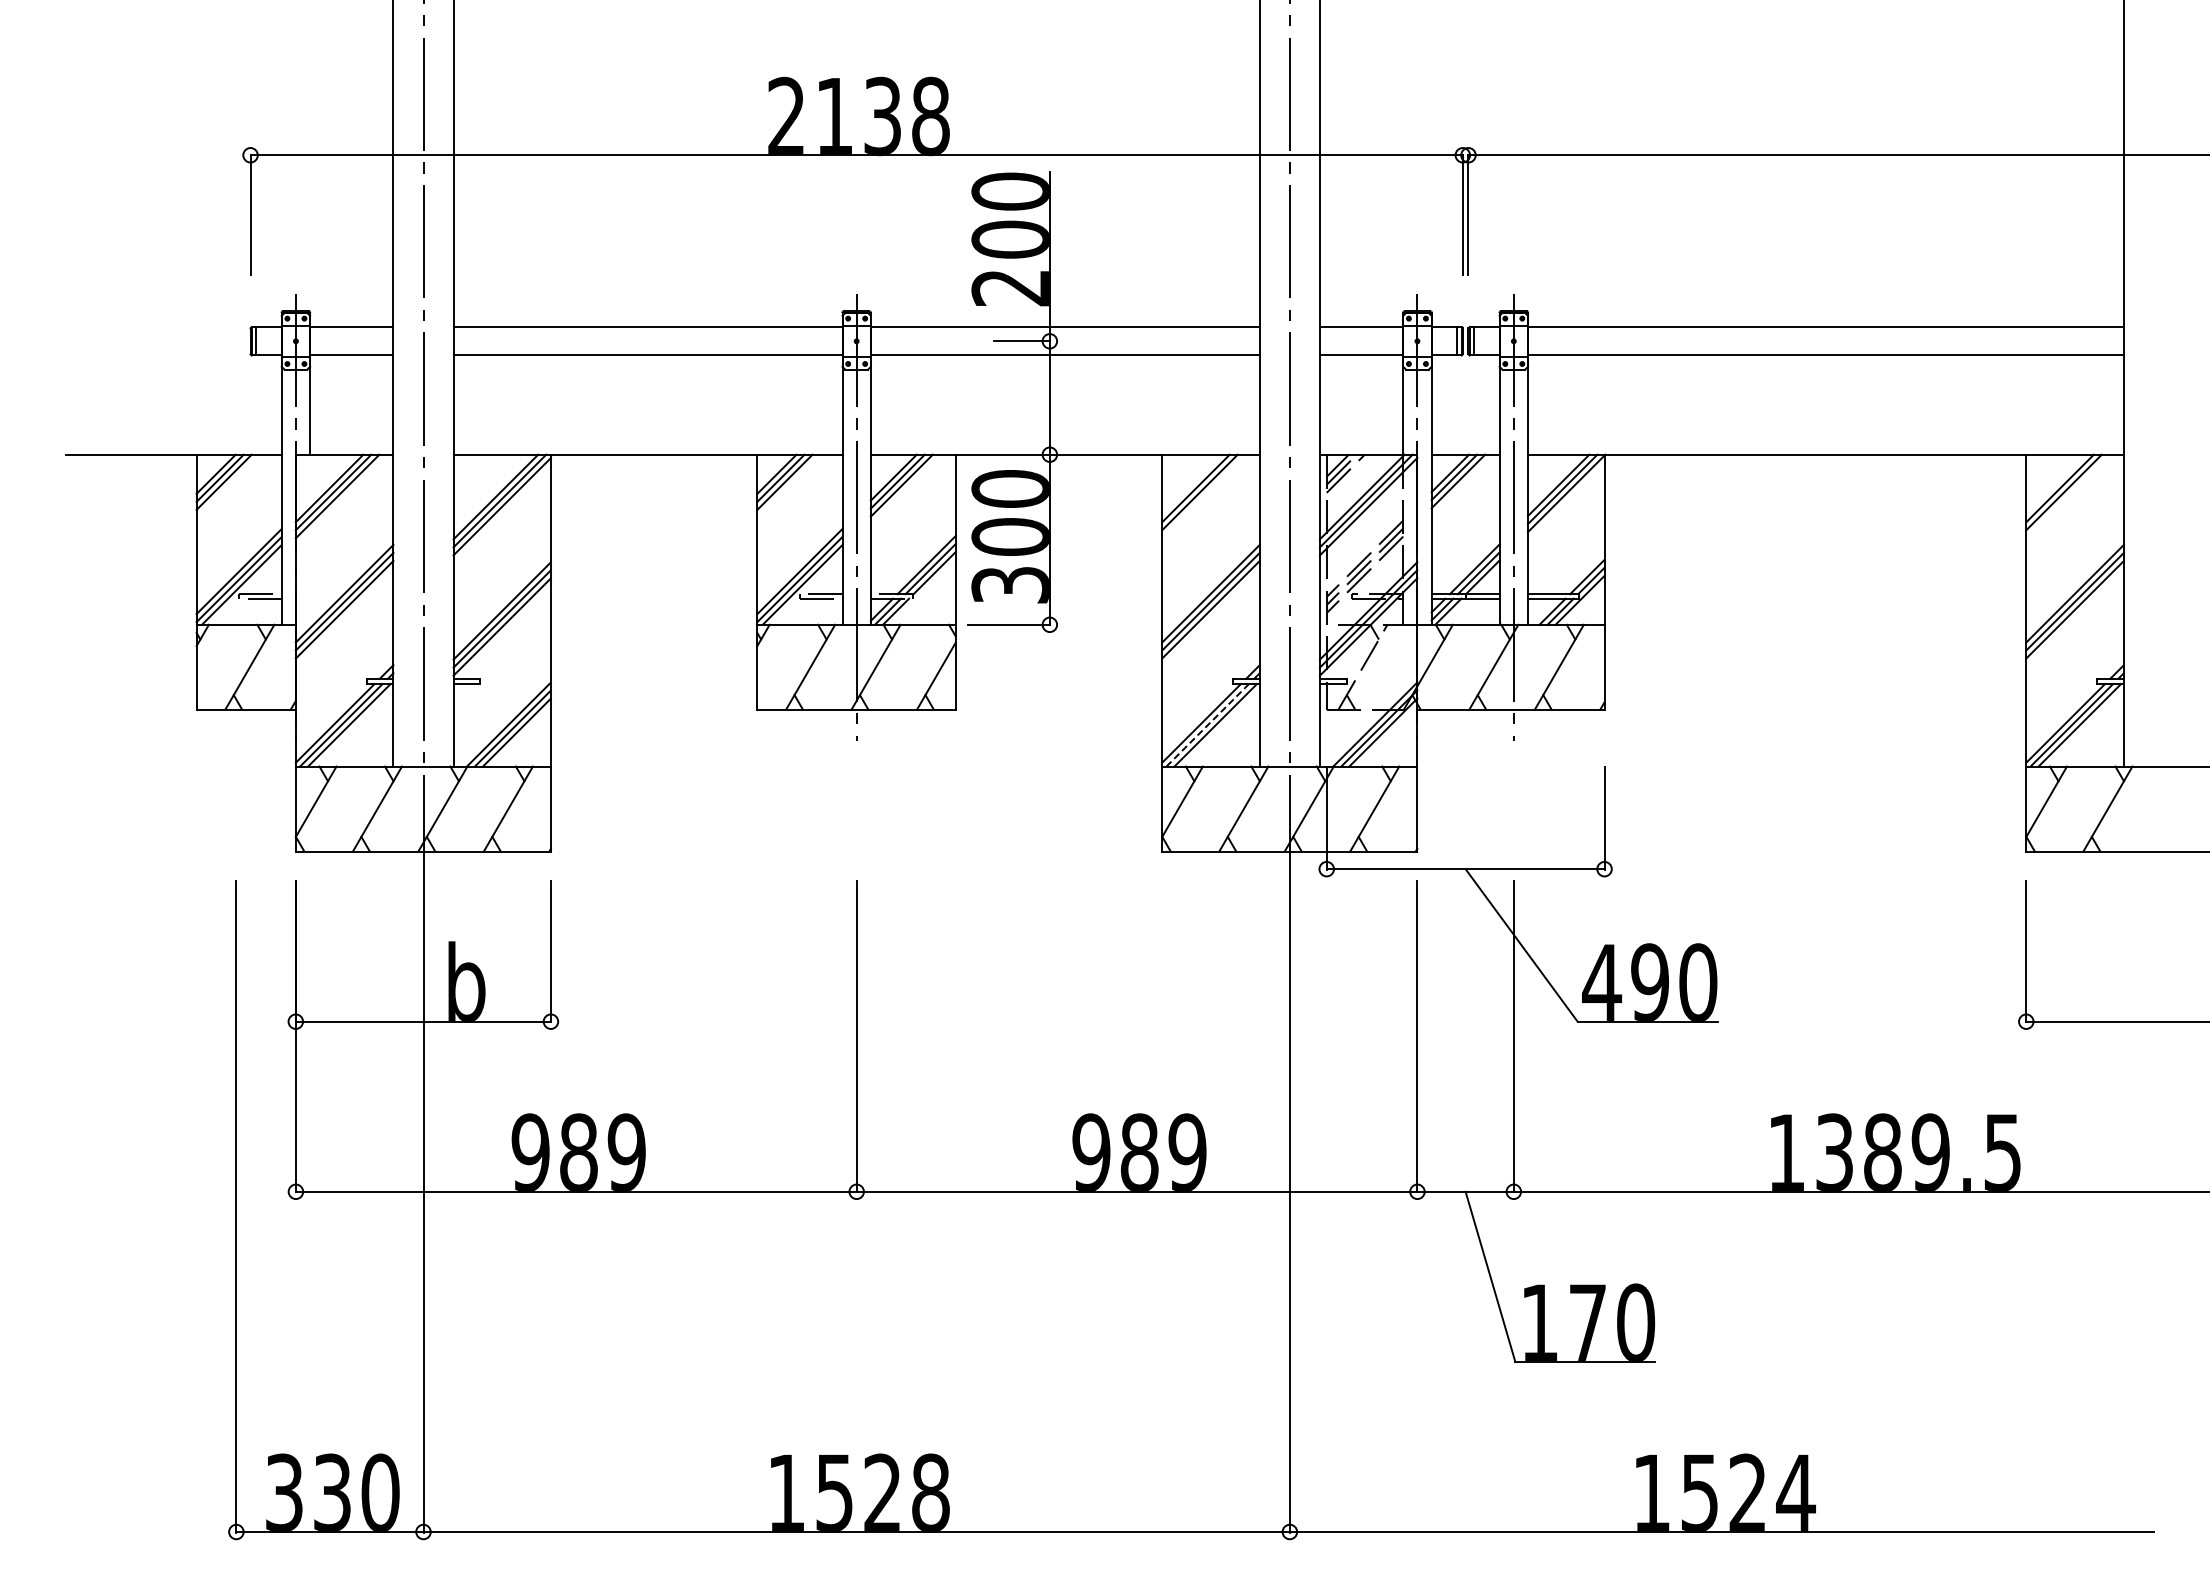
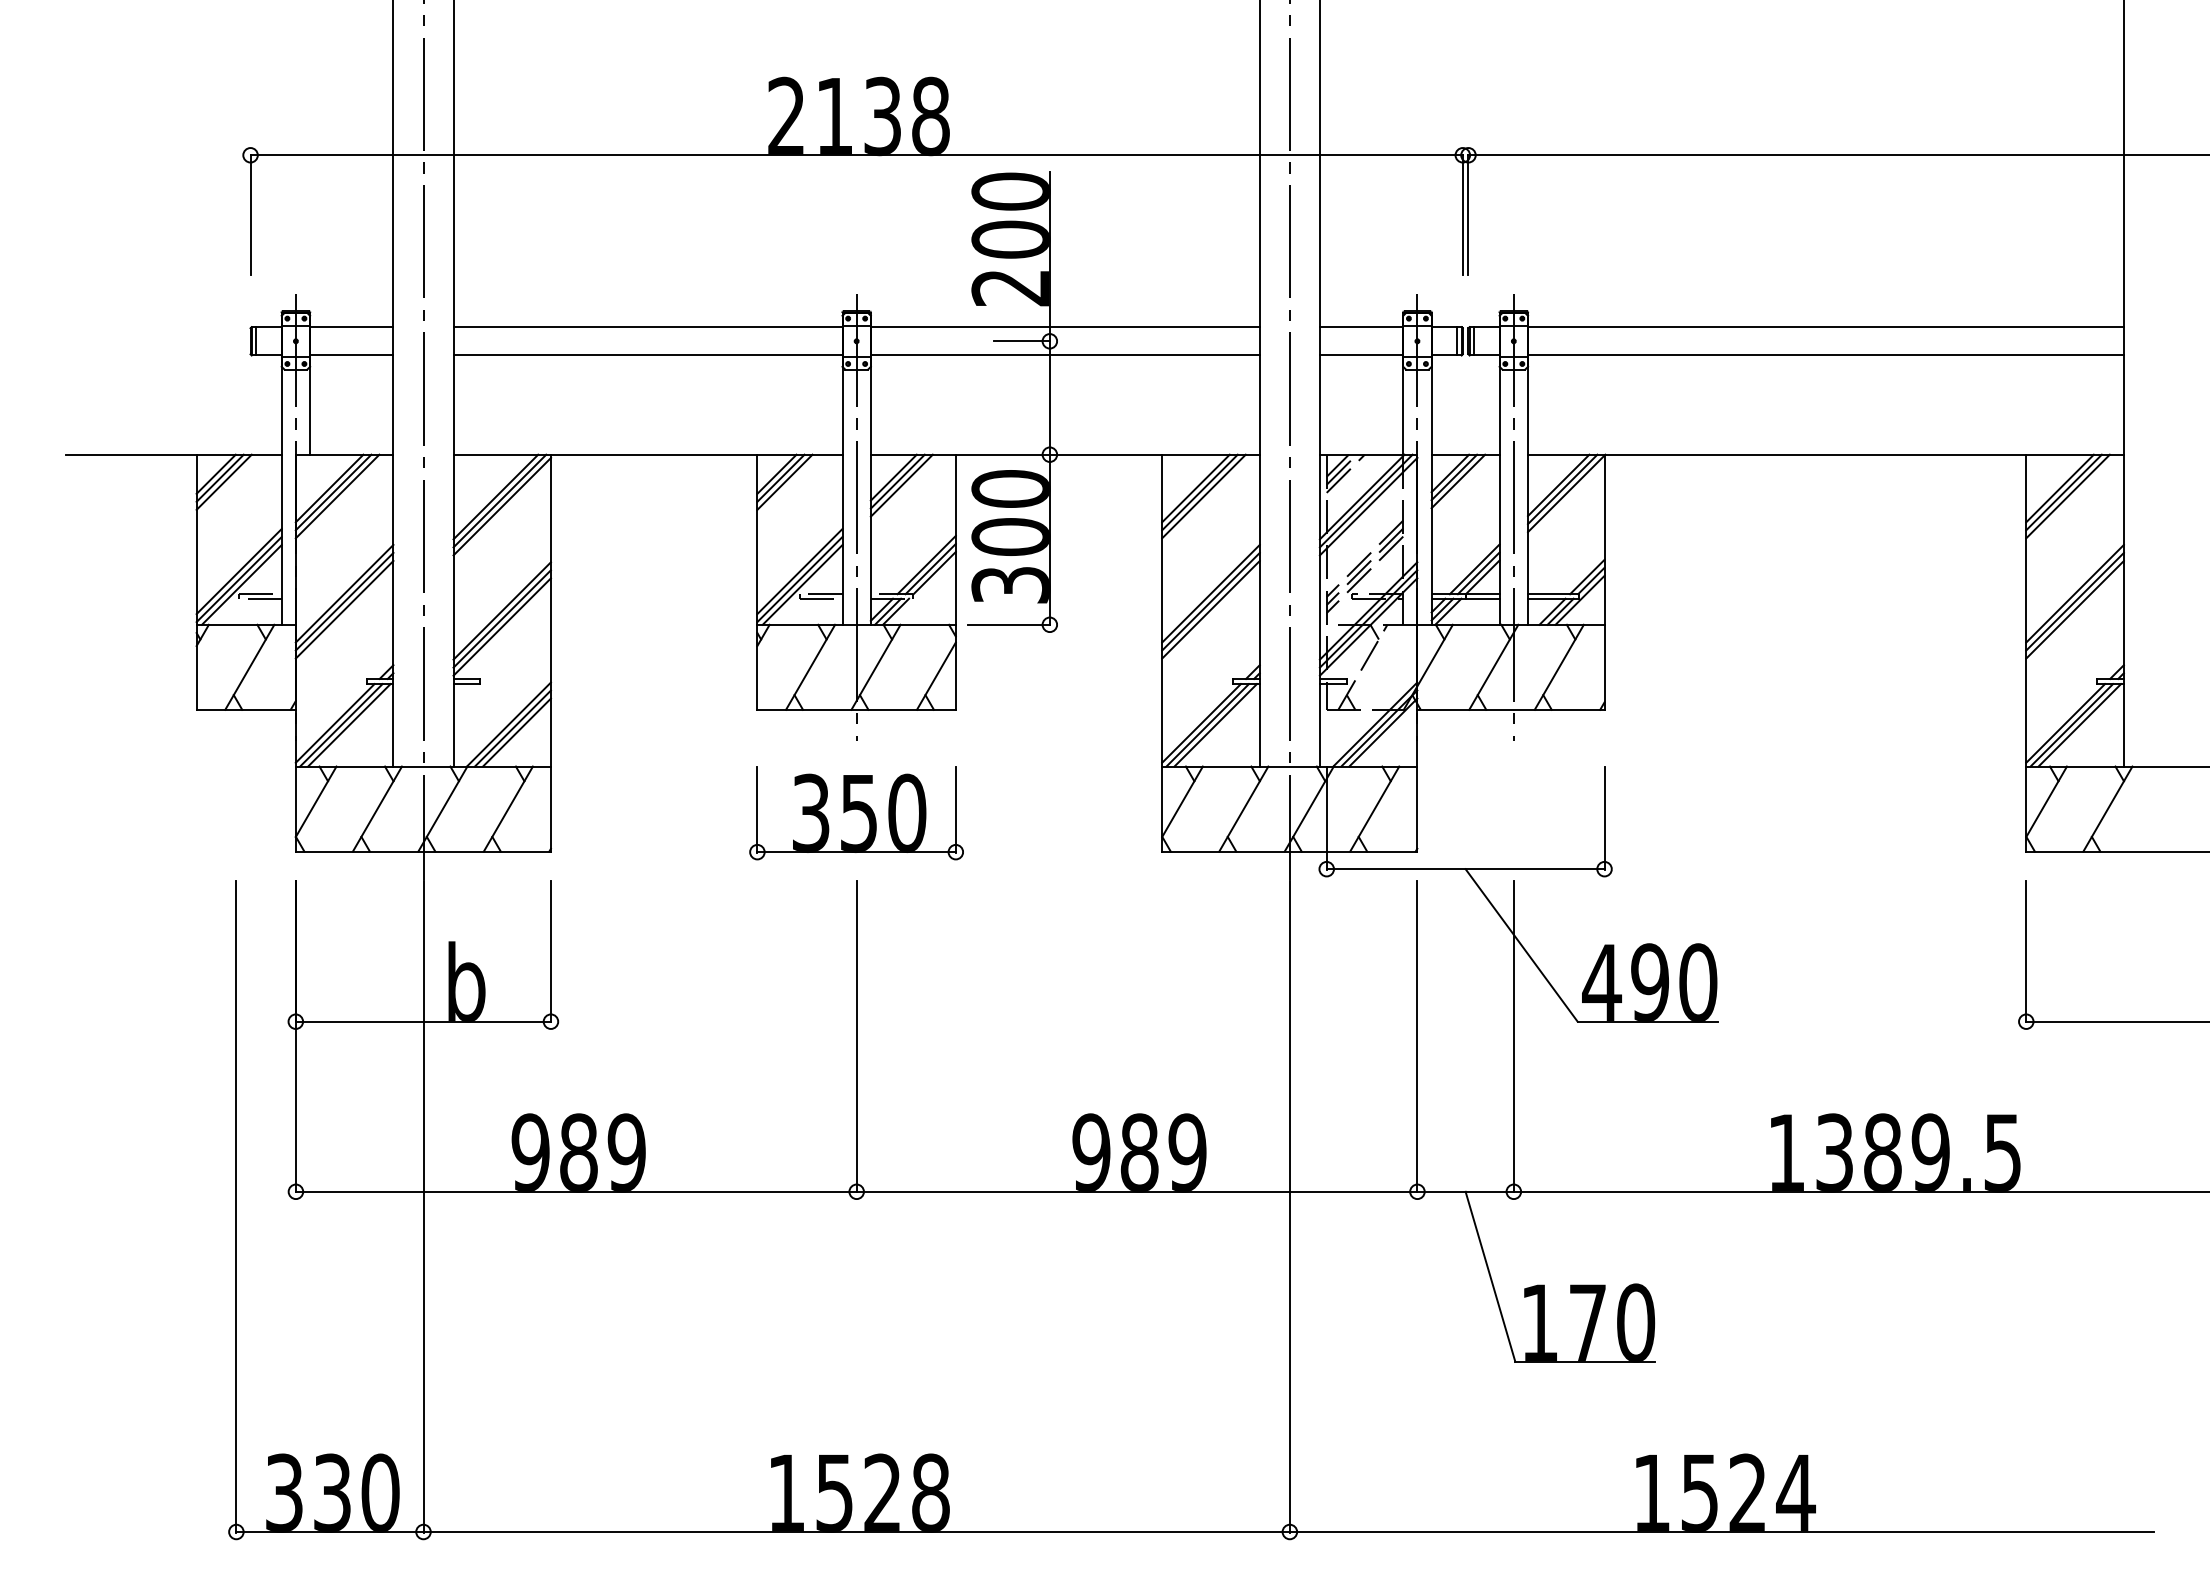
line: none -> present (1203, 496)
line: none -> present (2067, 496)
line: dashed -> solid (1208, 724)
part: none -> present (856, 813)
